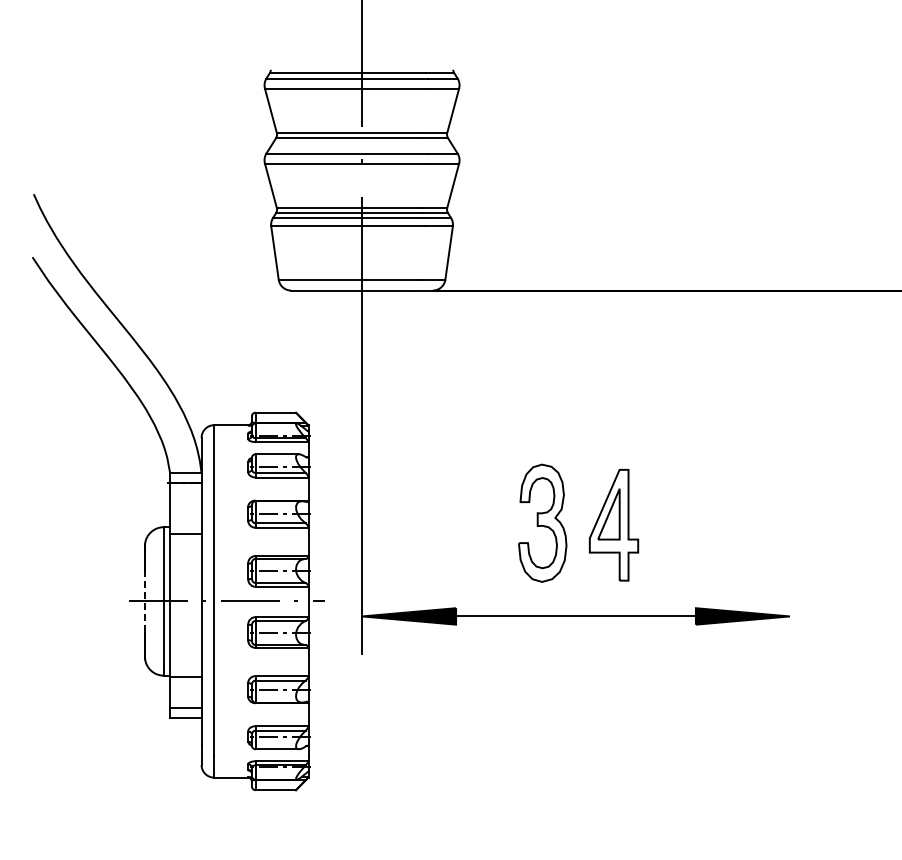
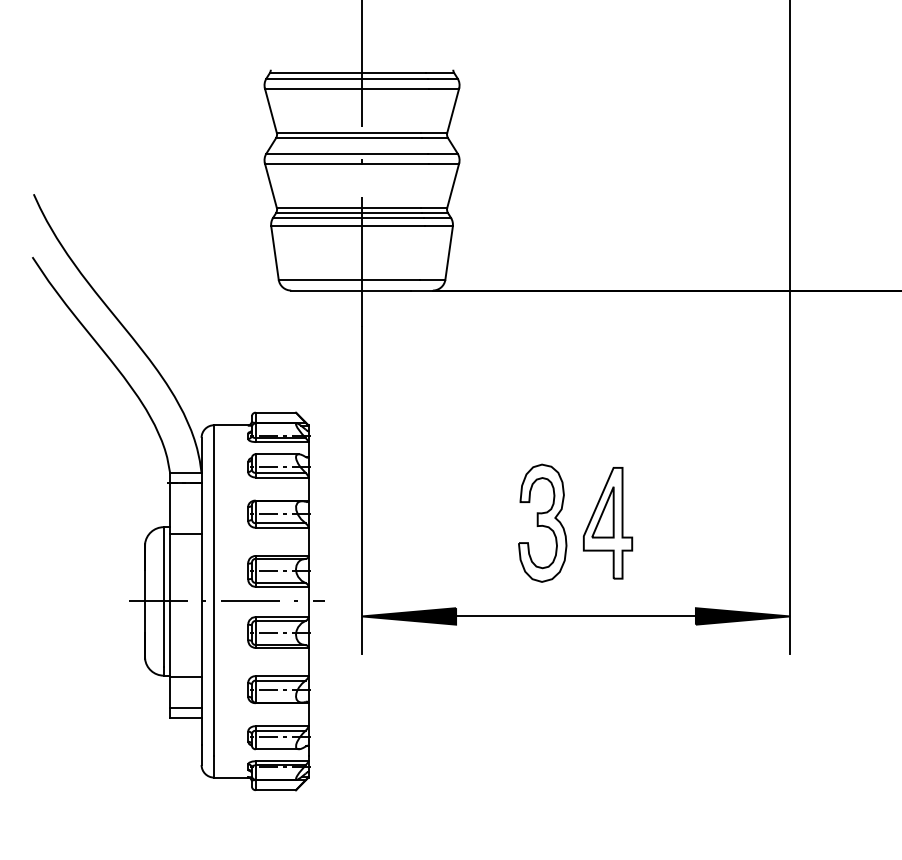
line: none -> present (789, 328)
part position: (613, 525) -> (607, 523) (607, 523)
line: dashed -> solid (144, 602)
